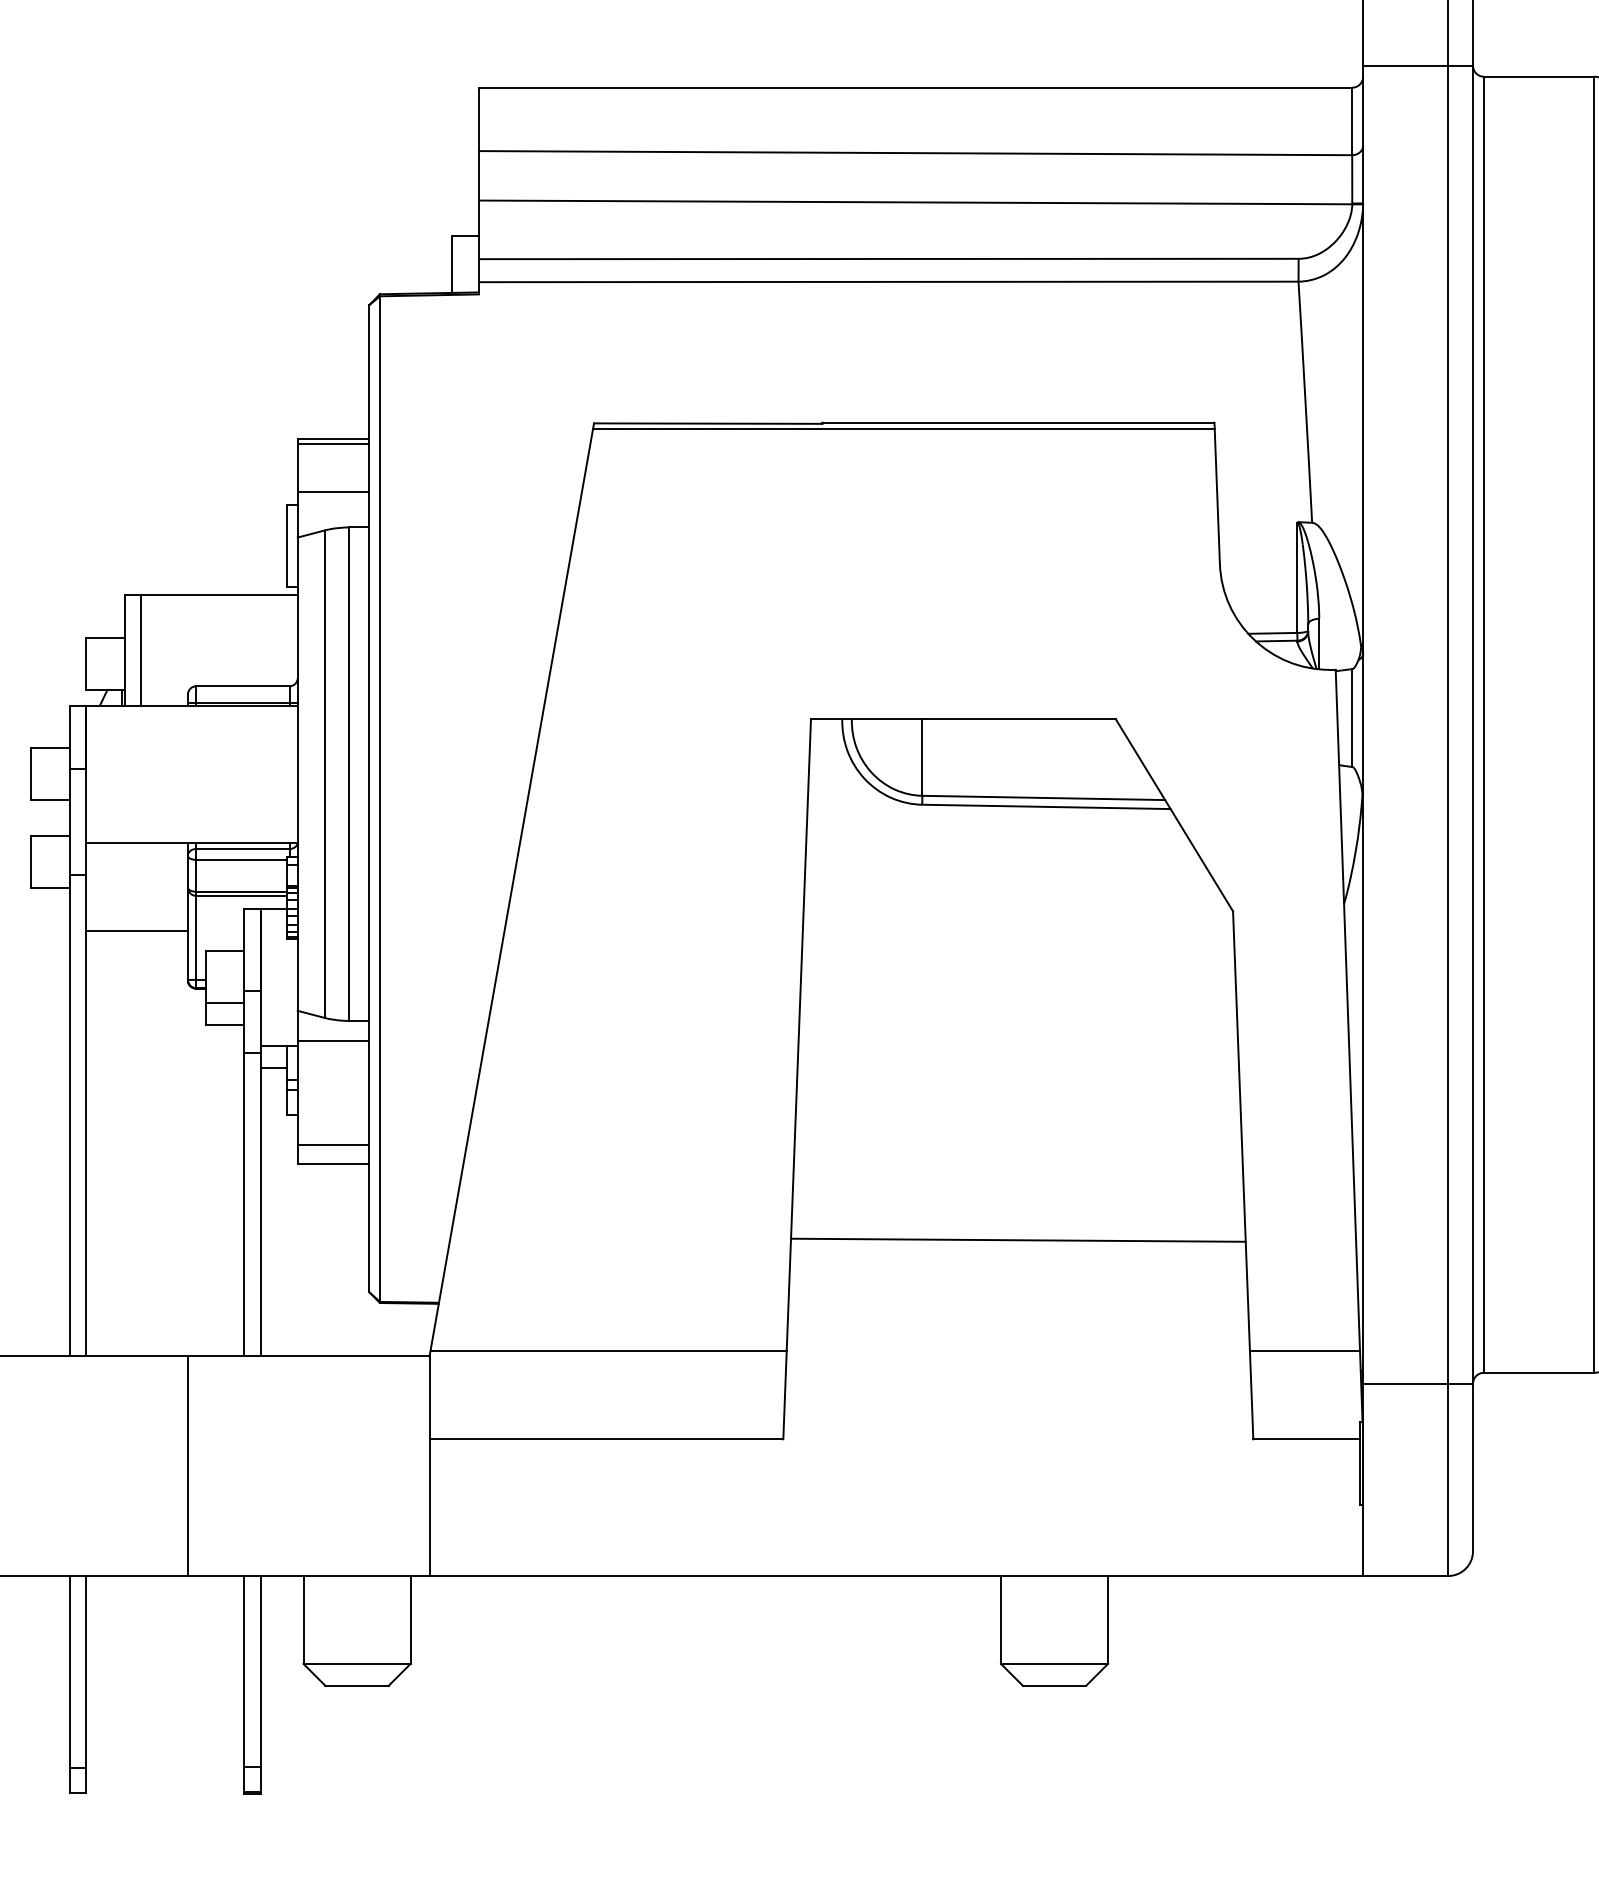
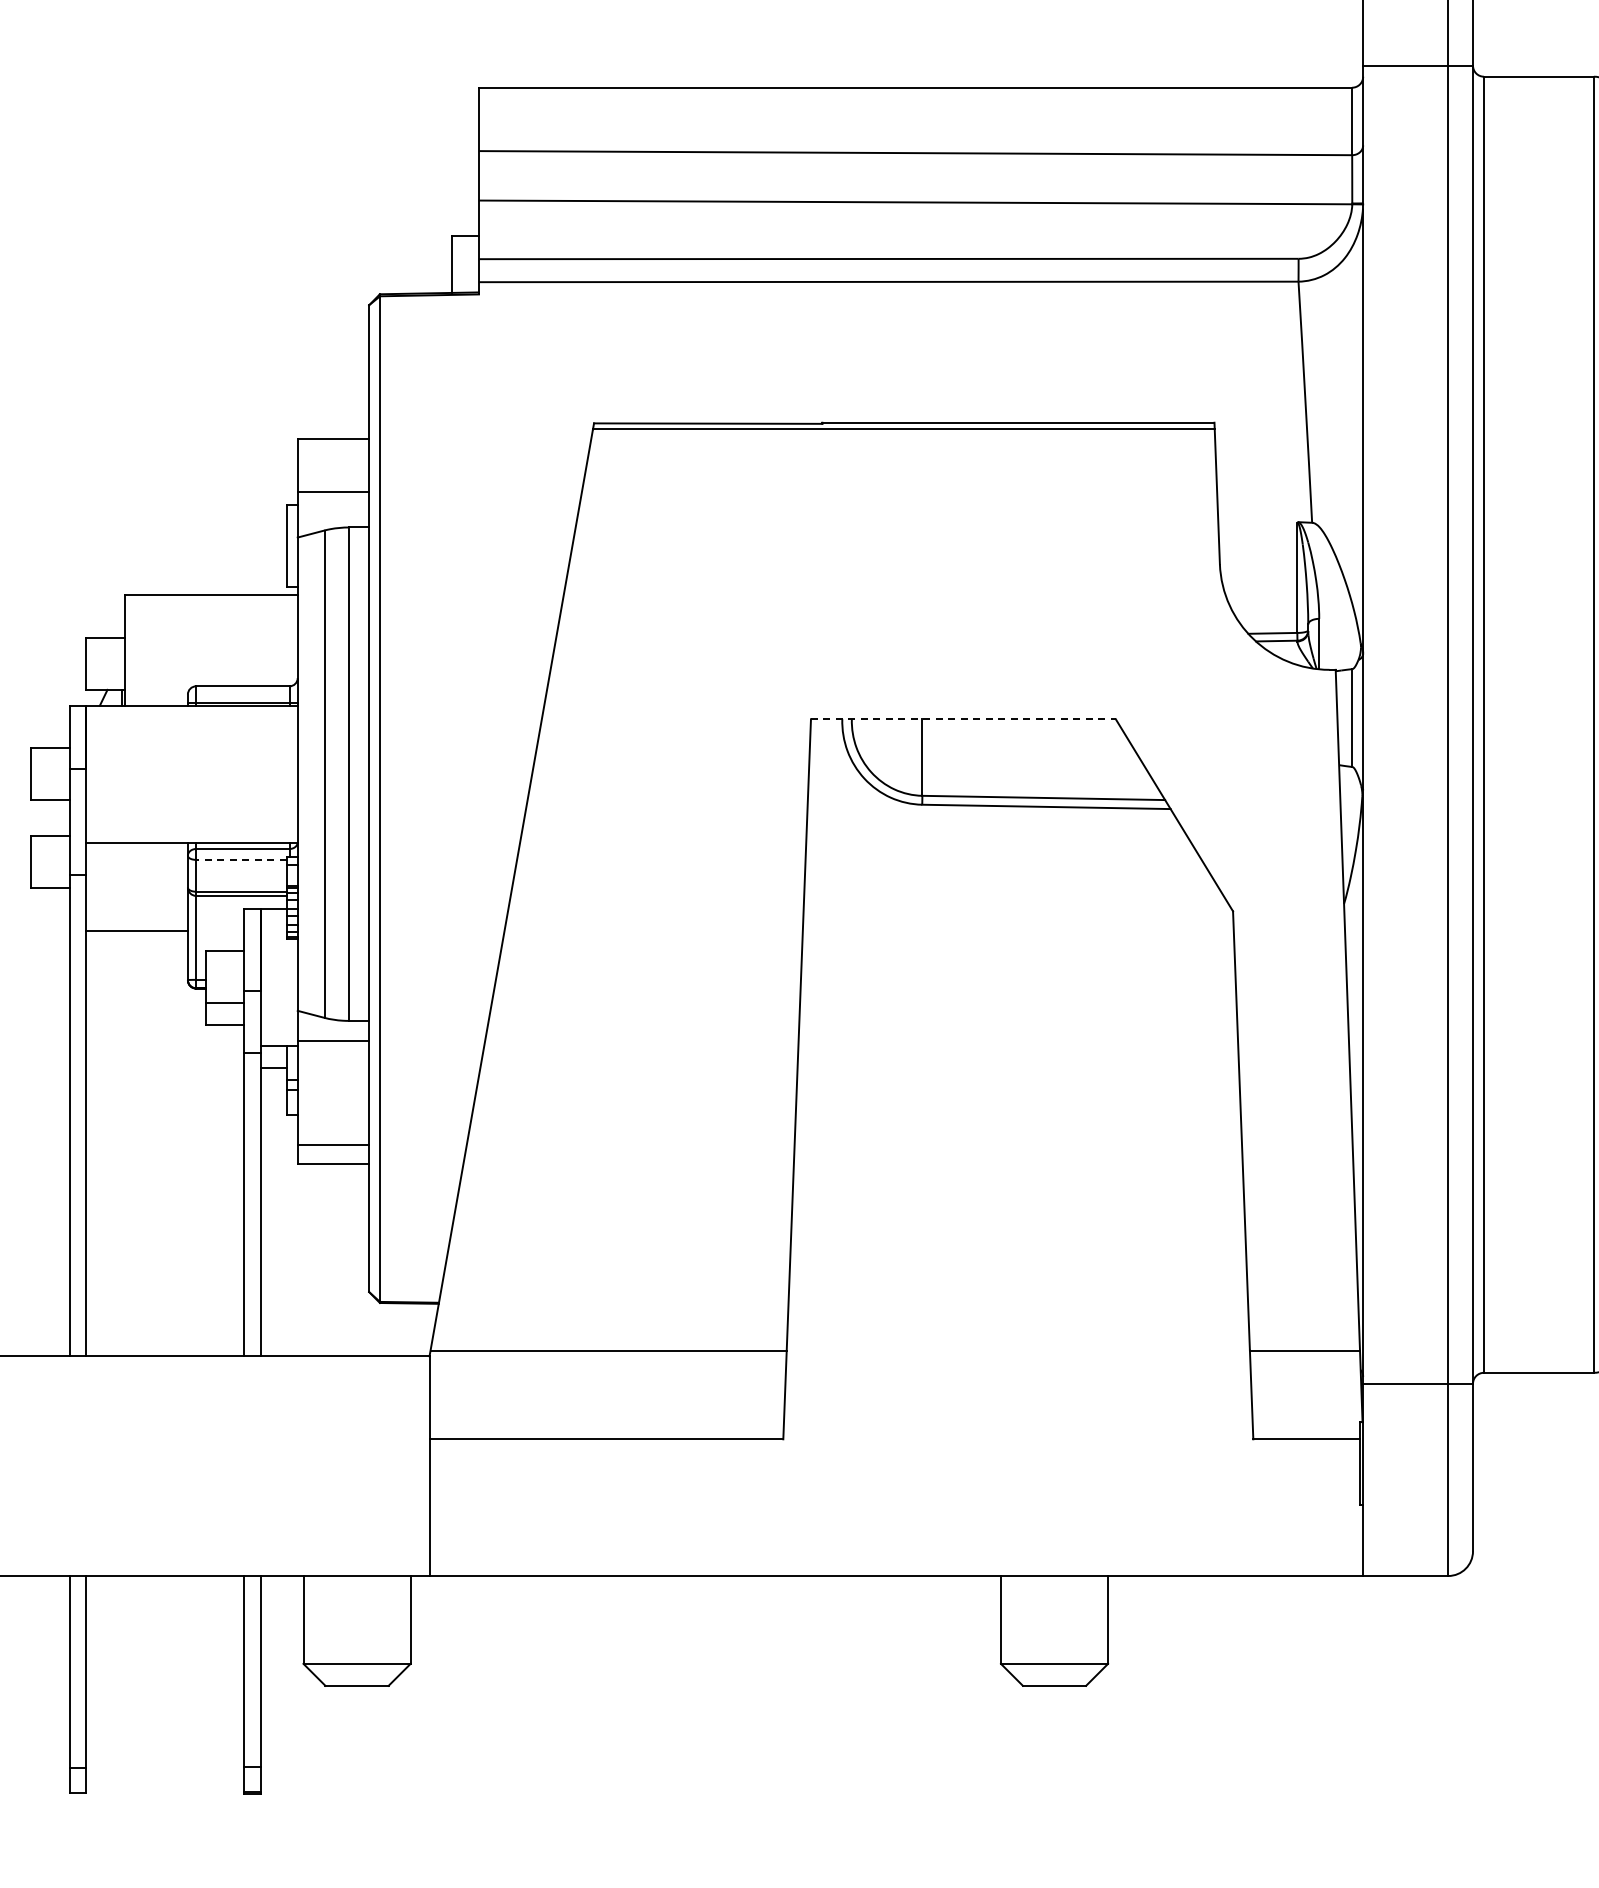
line: present -> none (333, 444)
line: present -> none (141, 650)
line: solid -> dashed (963, 719)
line: solid -> dashed (240, 859)
line: present -> none (1018, 1239)
line: present -> none (187, 1466)
